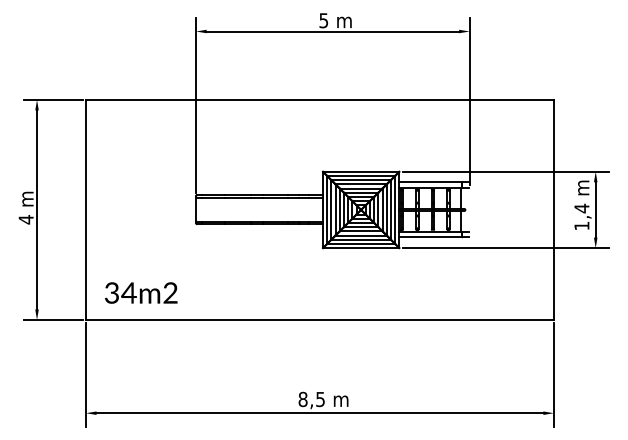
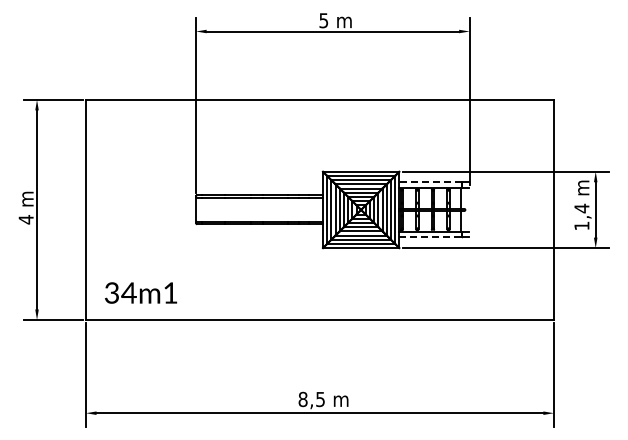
line: solid -> dashed (430, 182)
line: solid -> dashed (431, 237)
text: 34m2 -> 34m1 (170, 292)
